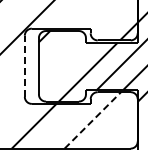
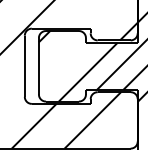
line: dashed -> solid (24, 66)
line: dashed -> solid (92, 120)
